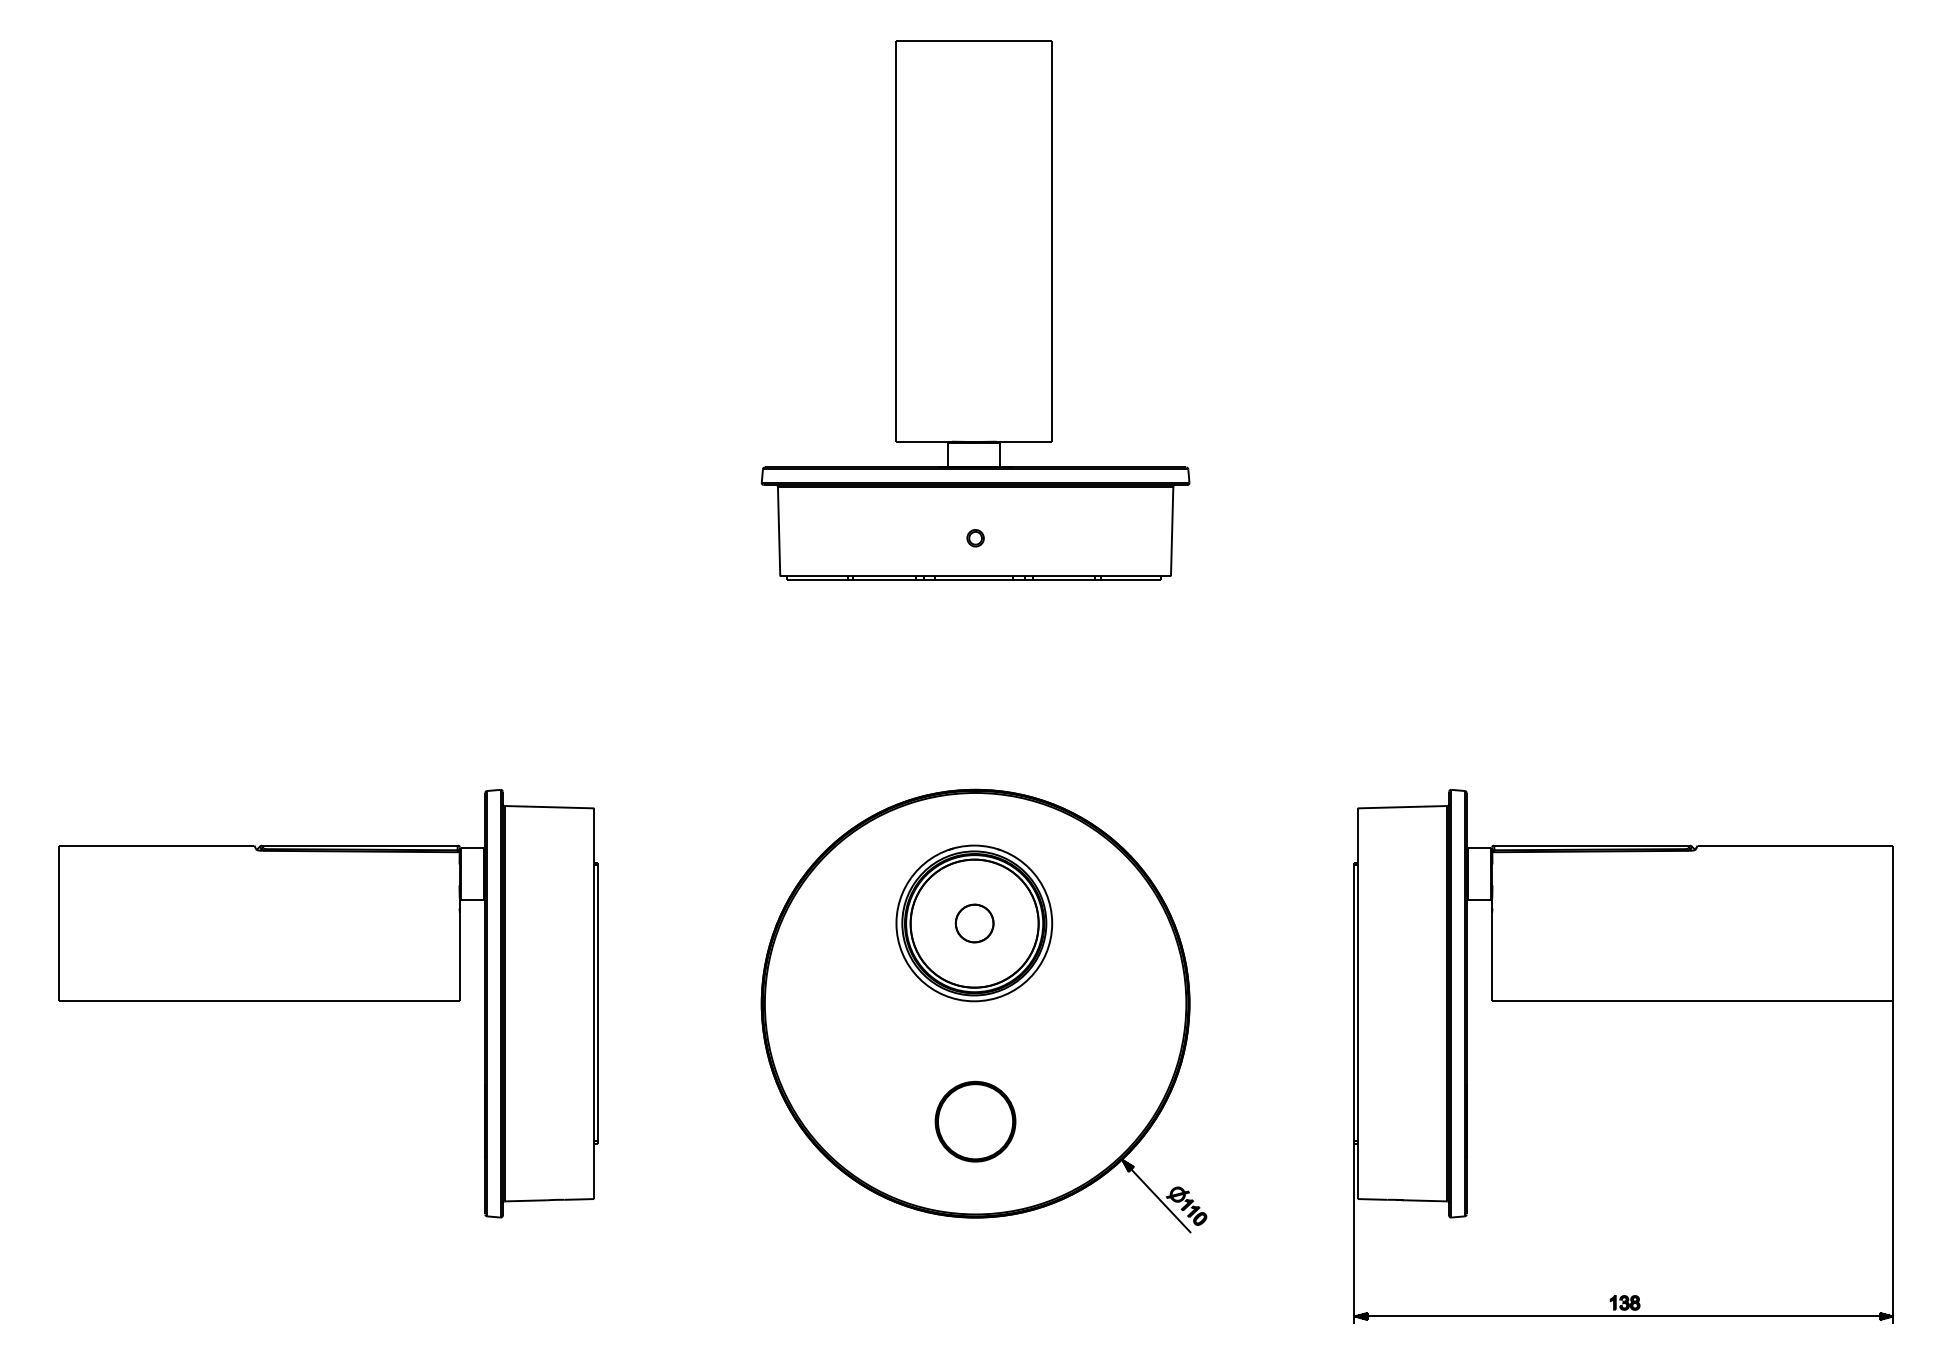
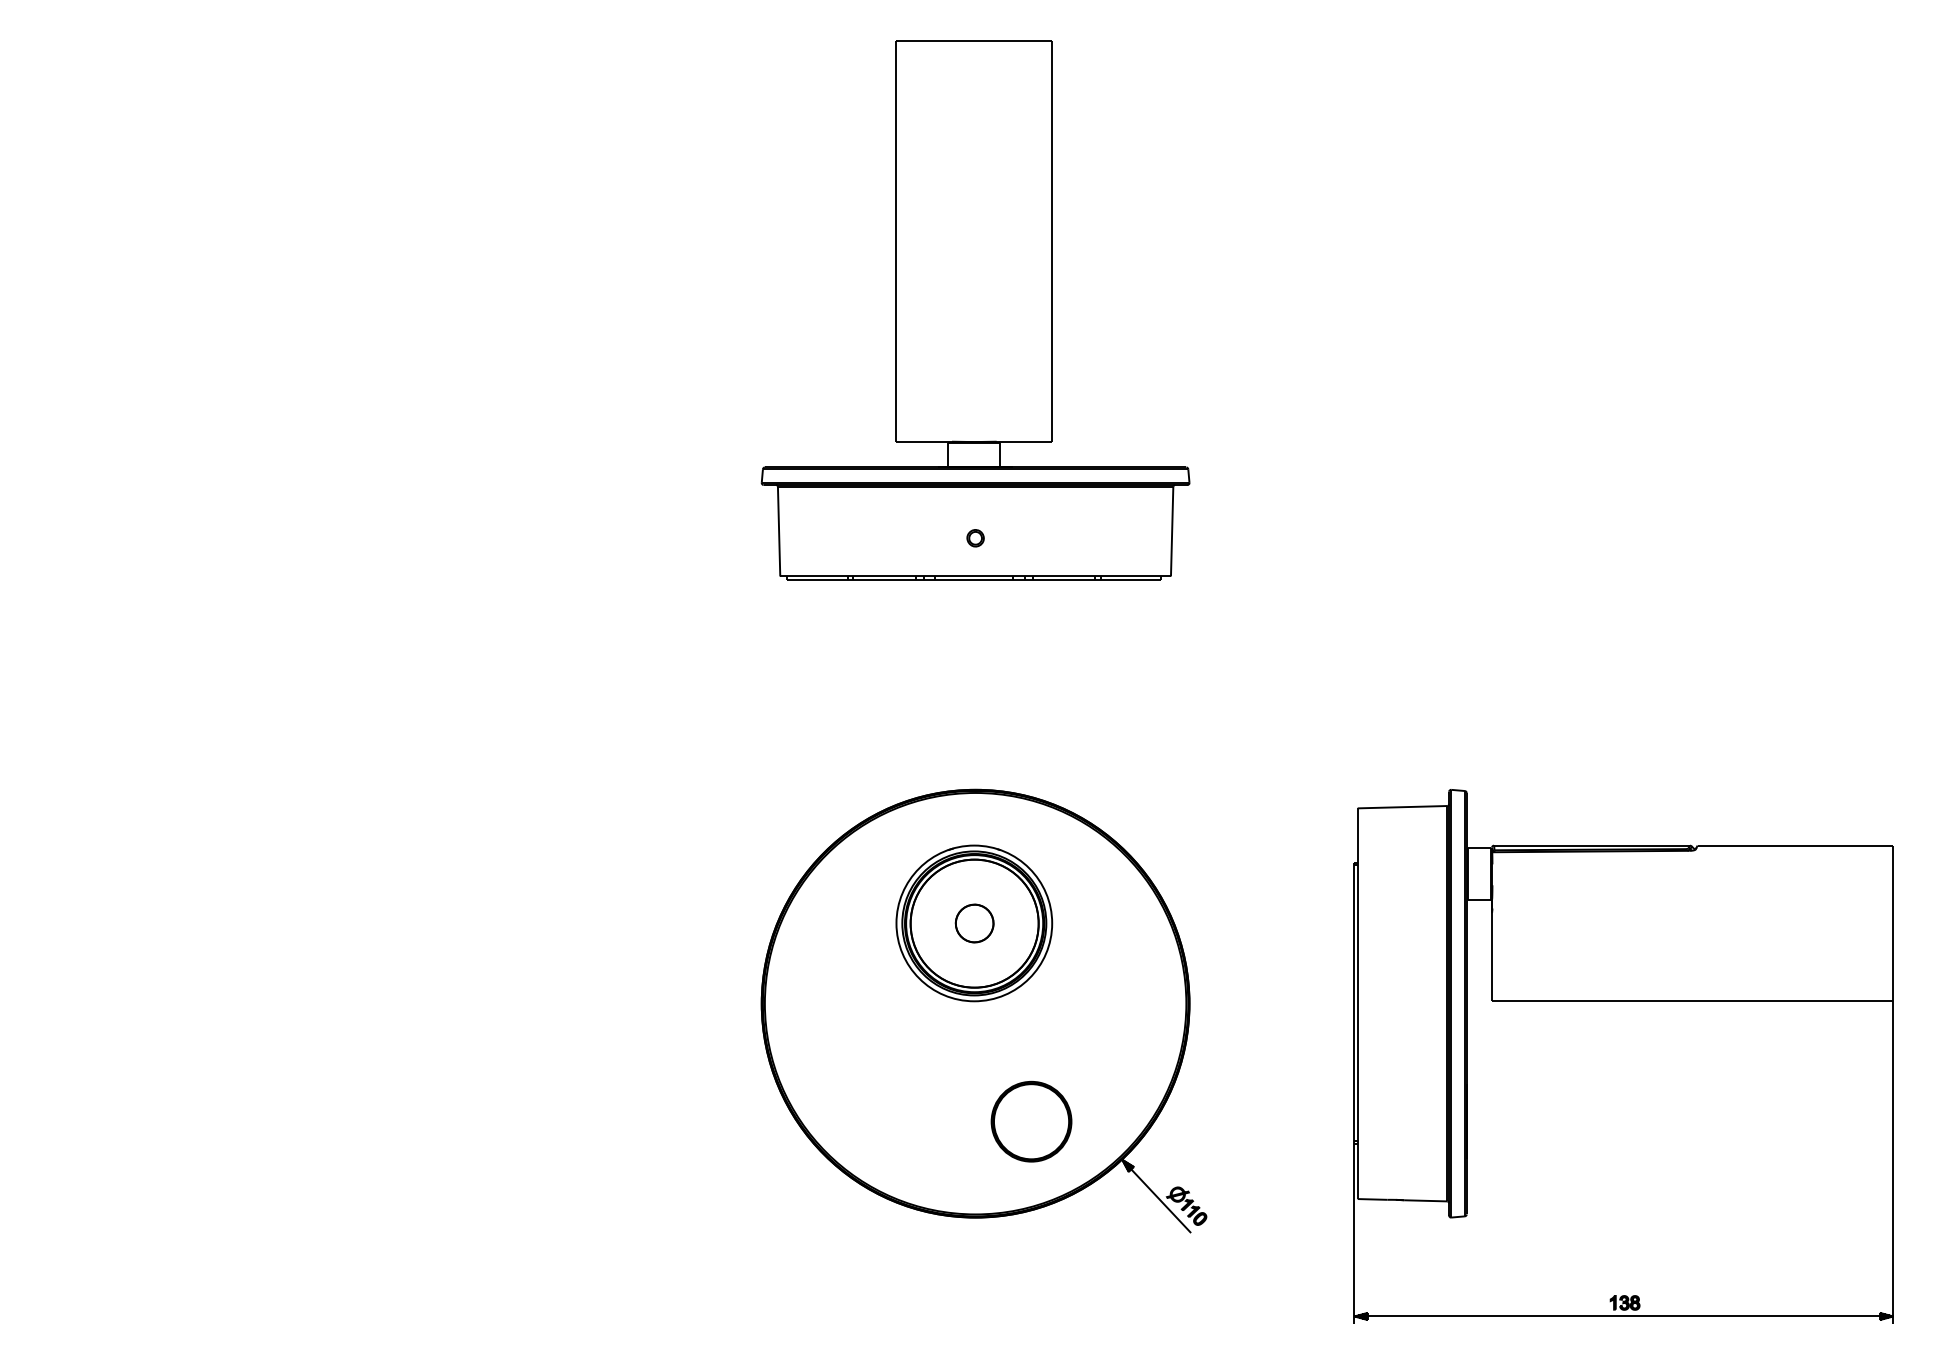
part: present -> none (328, 1003)
part position: (975, 1121) -> (1031, 1121) (1031, 1121)
